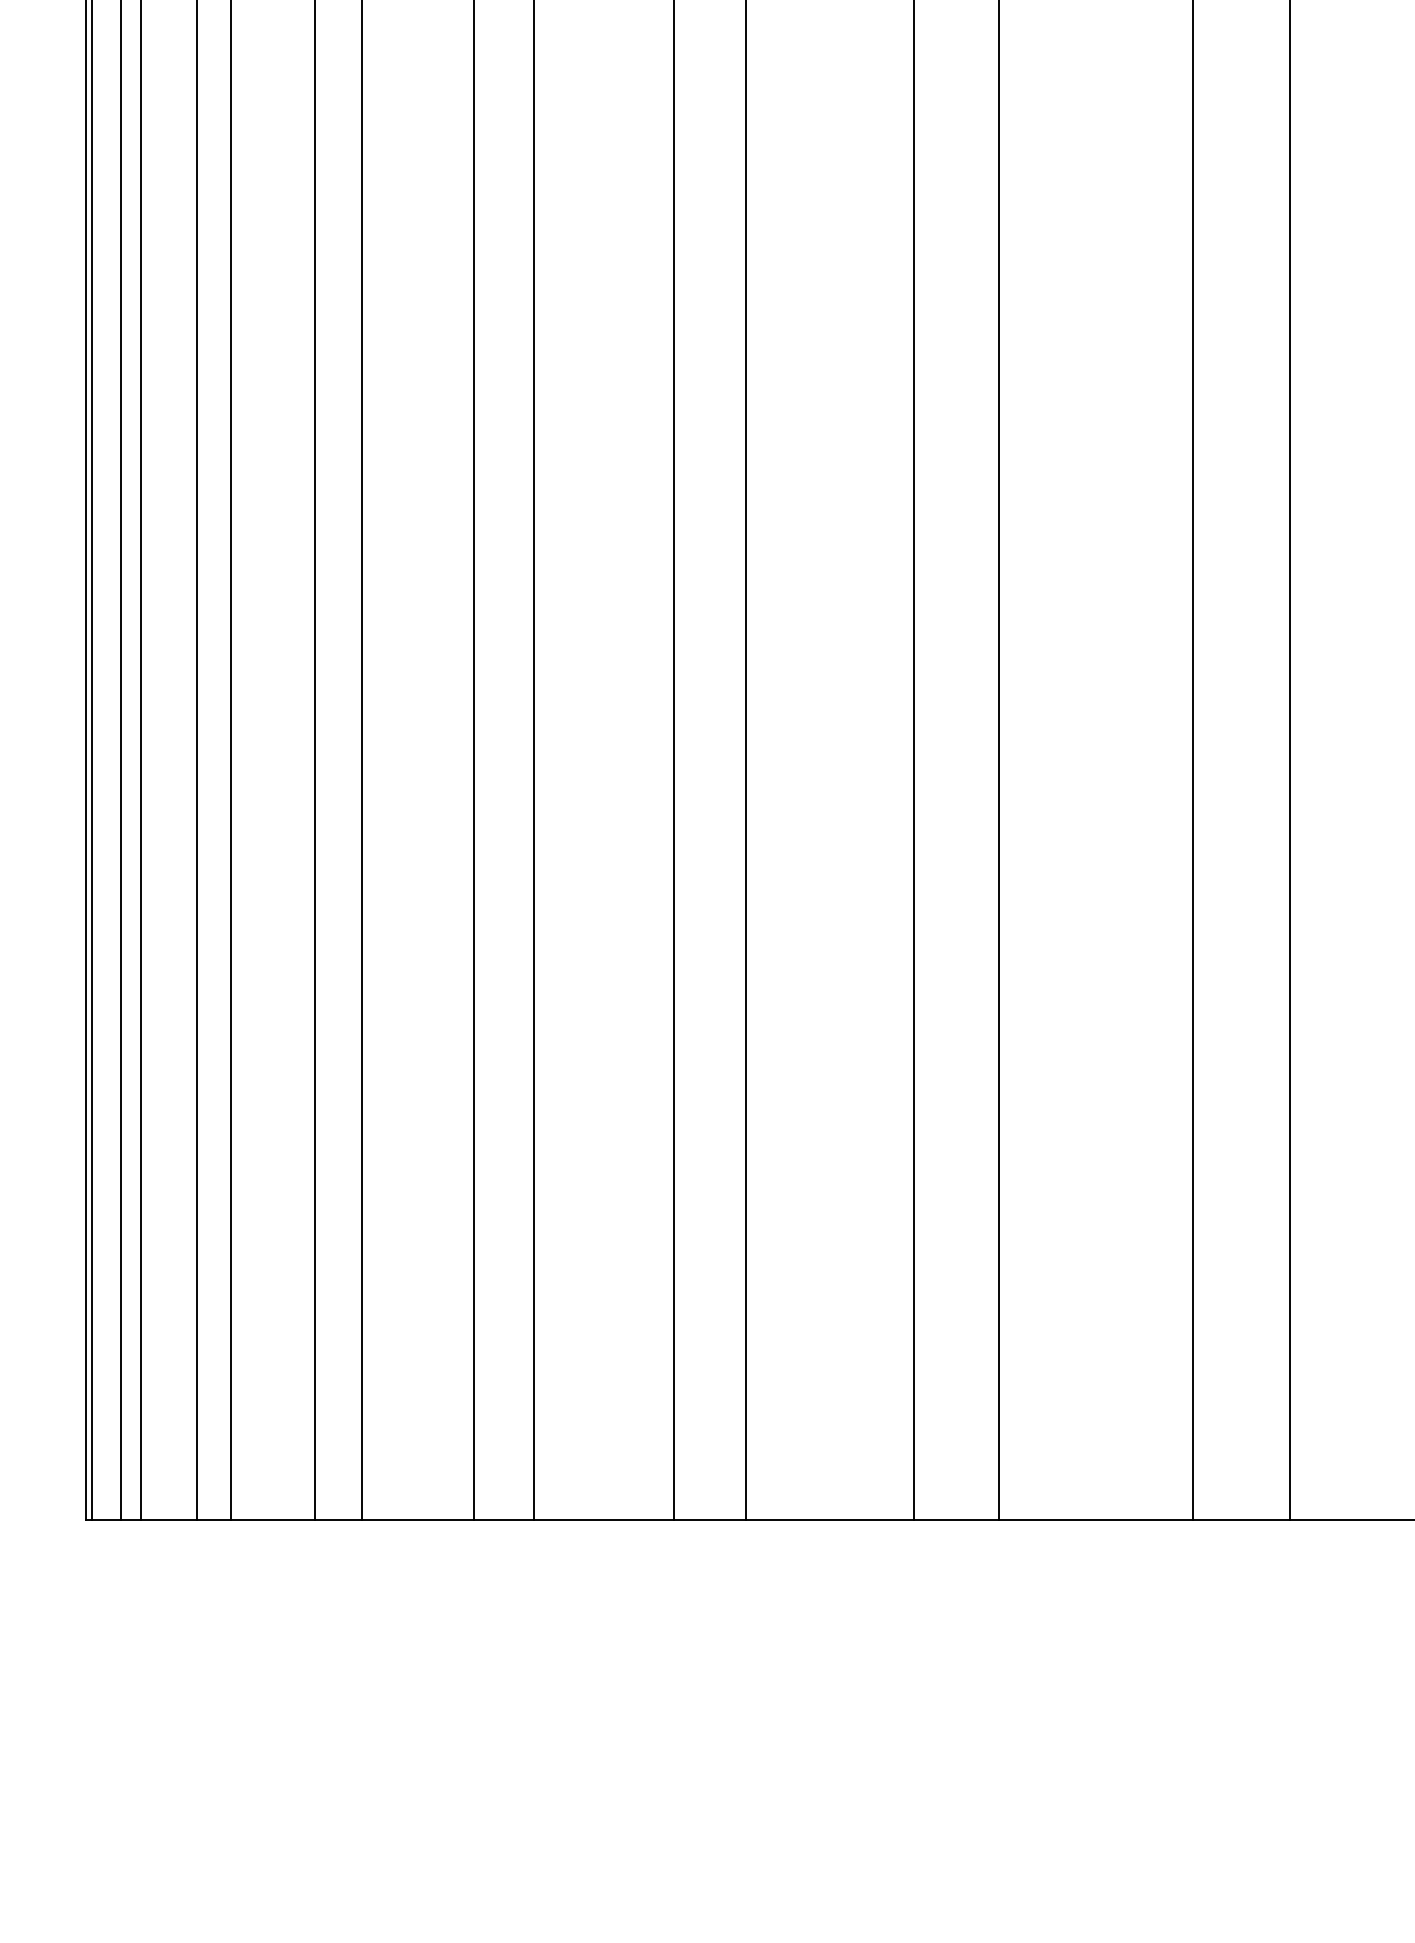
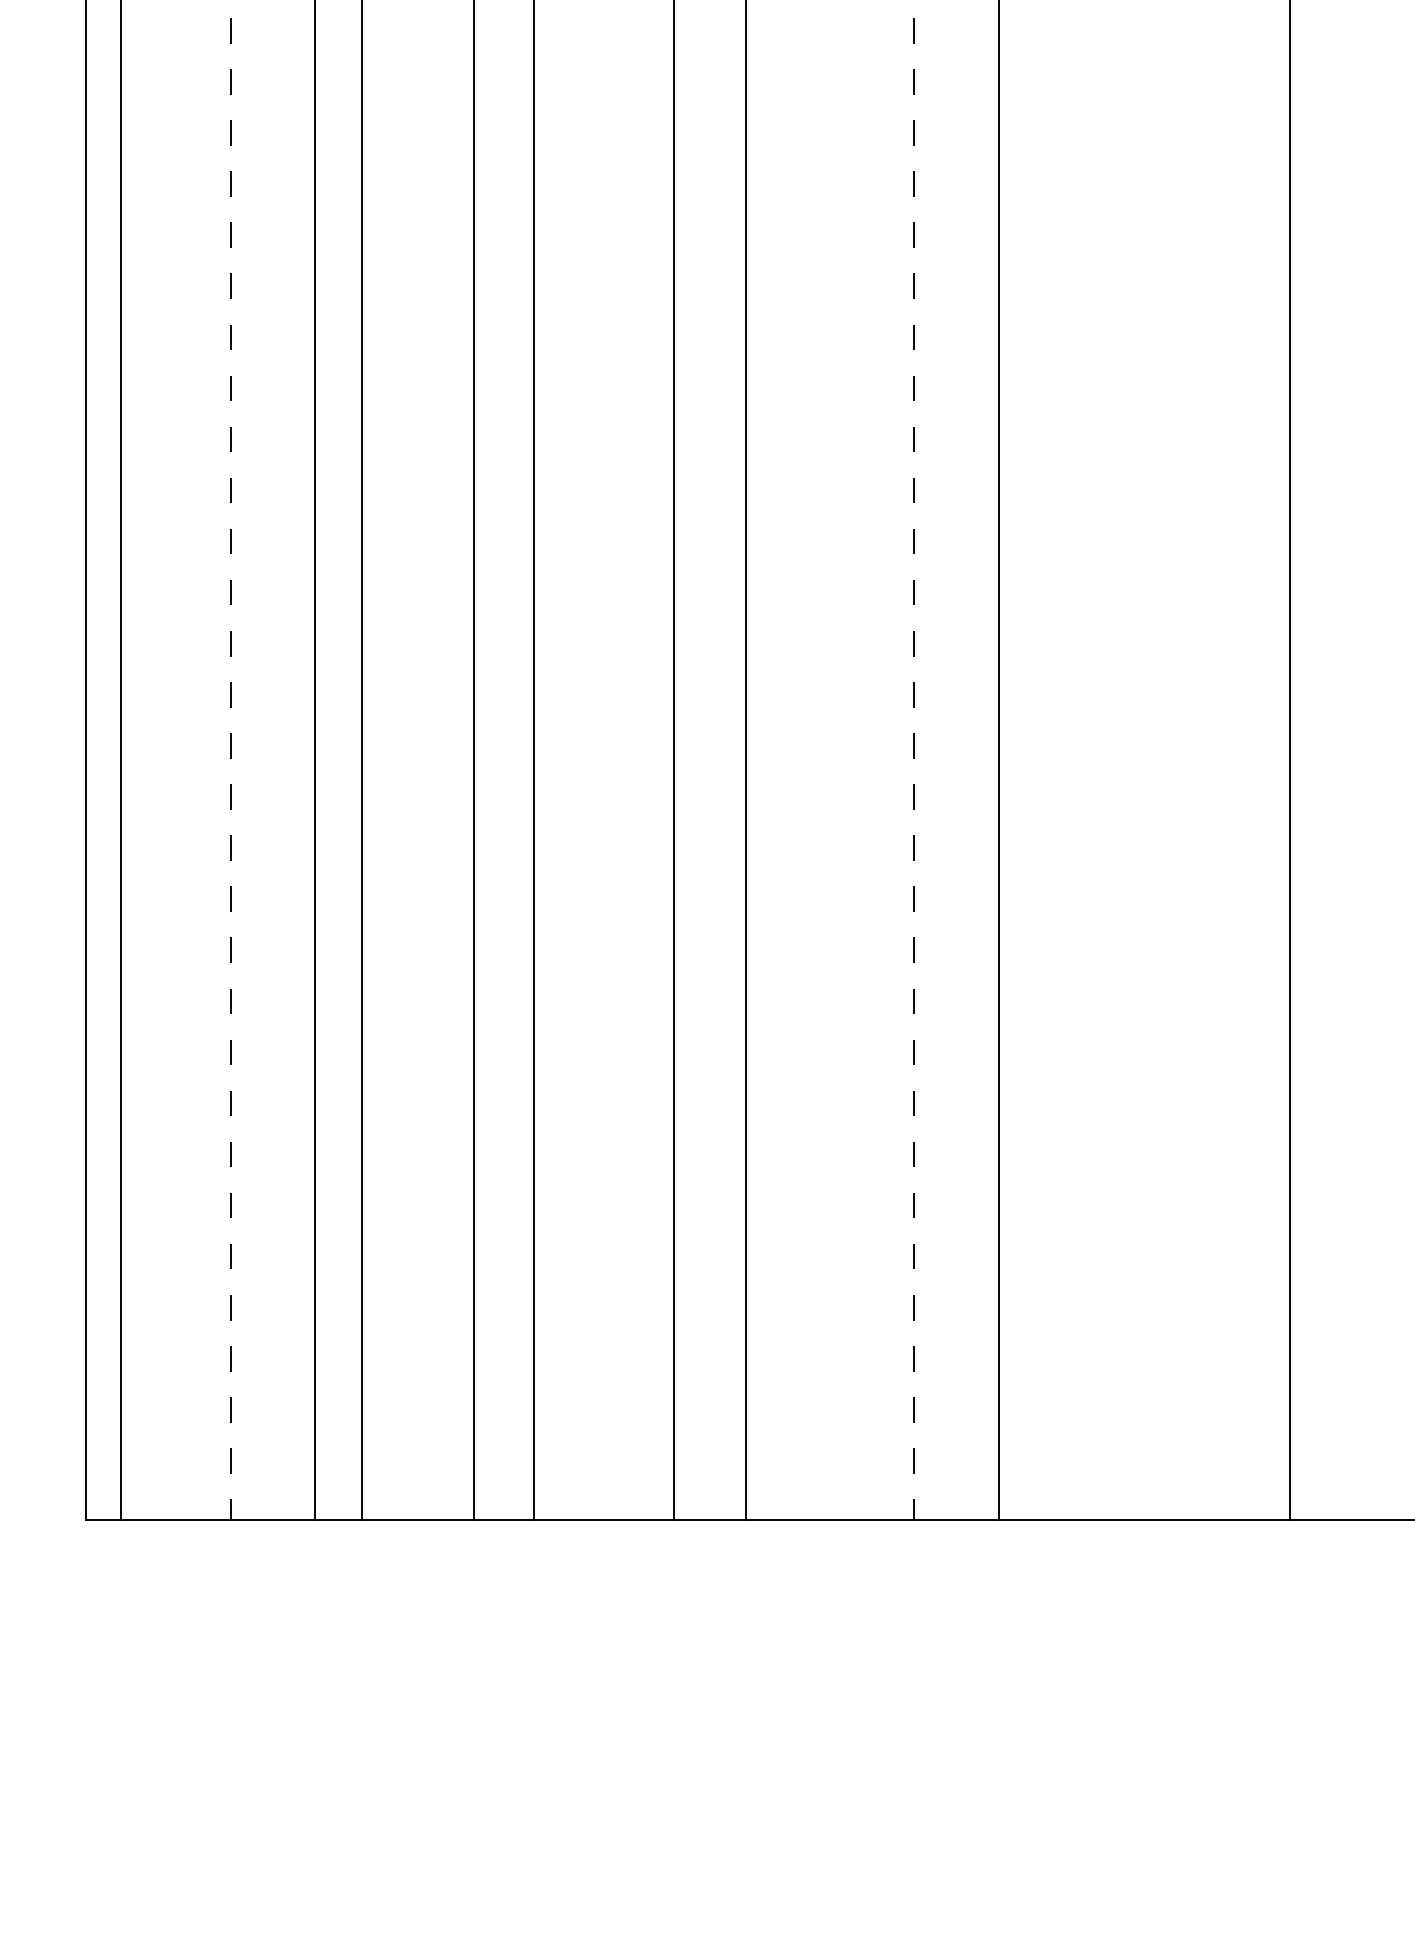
line: present -> none (92, 760)
line: present -> none (140, 760)
line: present -> none (197, 760)
line: solid -> dashed (230, 760)
line: solid -> dashed (913, 760)
line: present -> none (1192, 760)
